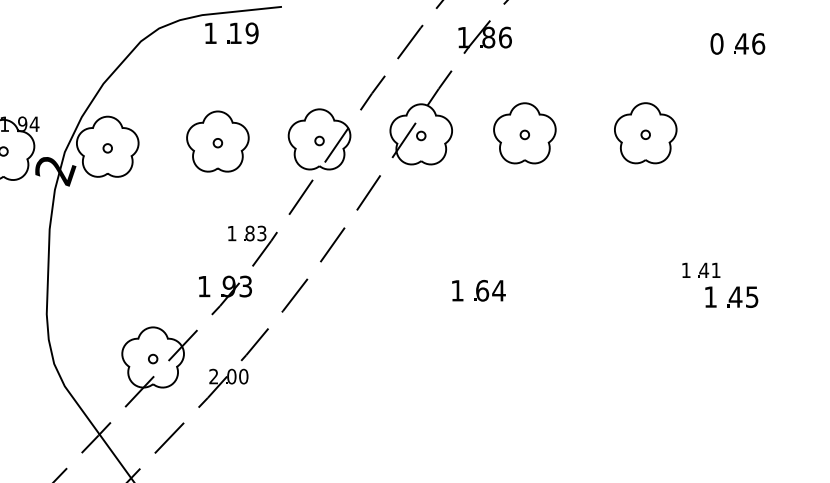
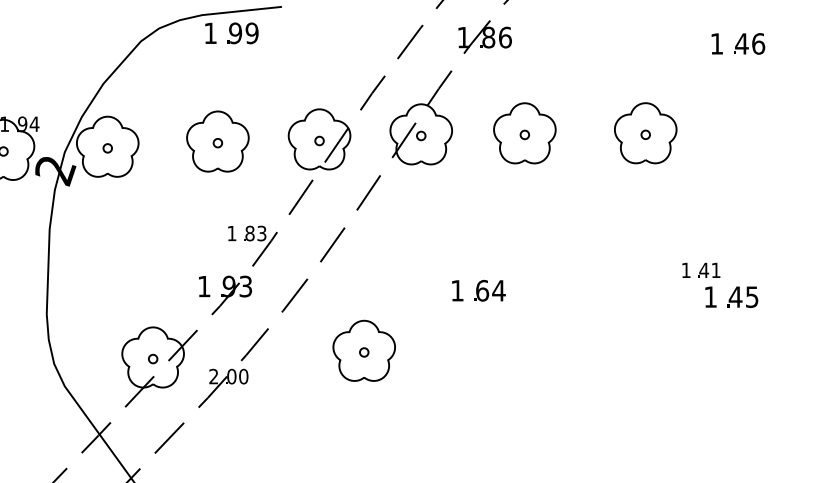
text: 19 -> 99 (235, 33)
text: 0 -> 1 (716, 43)
part: none -> present (363, 350)
